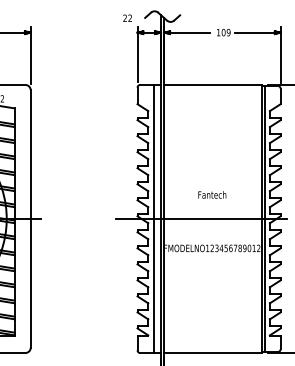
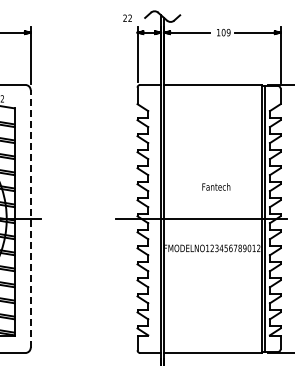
text position: (212, 194) -> (216, 186) (216, 186)
line: present -> none (153, 218)
line: solid -> dashed (30, 219)
